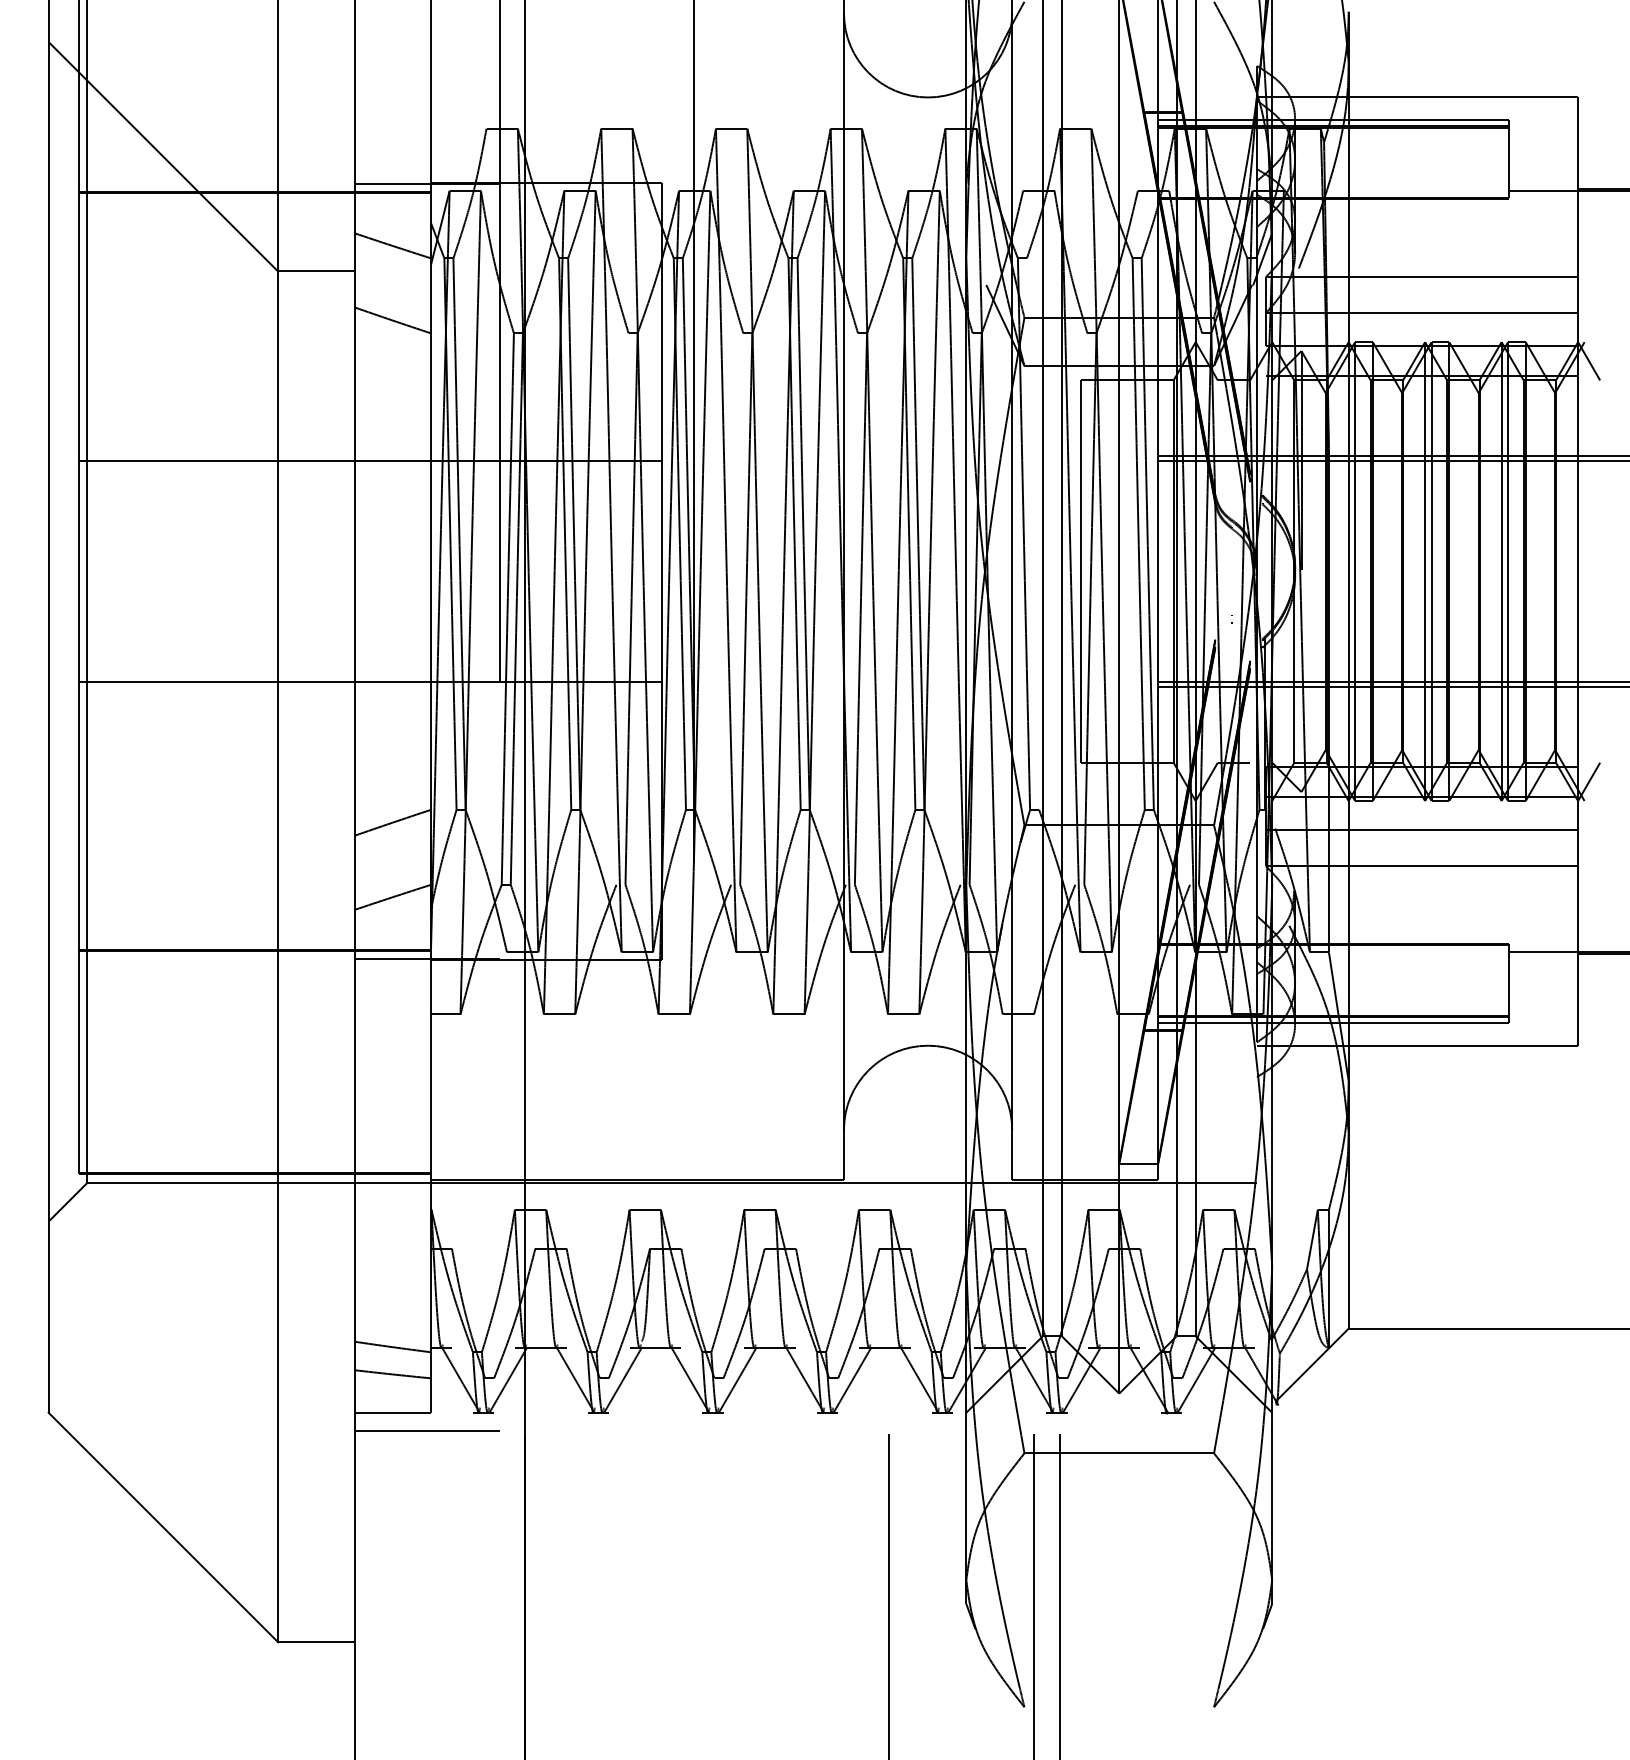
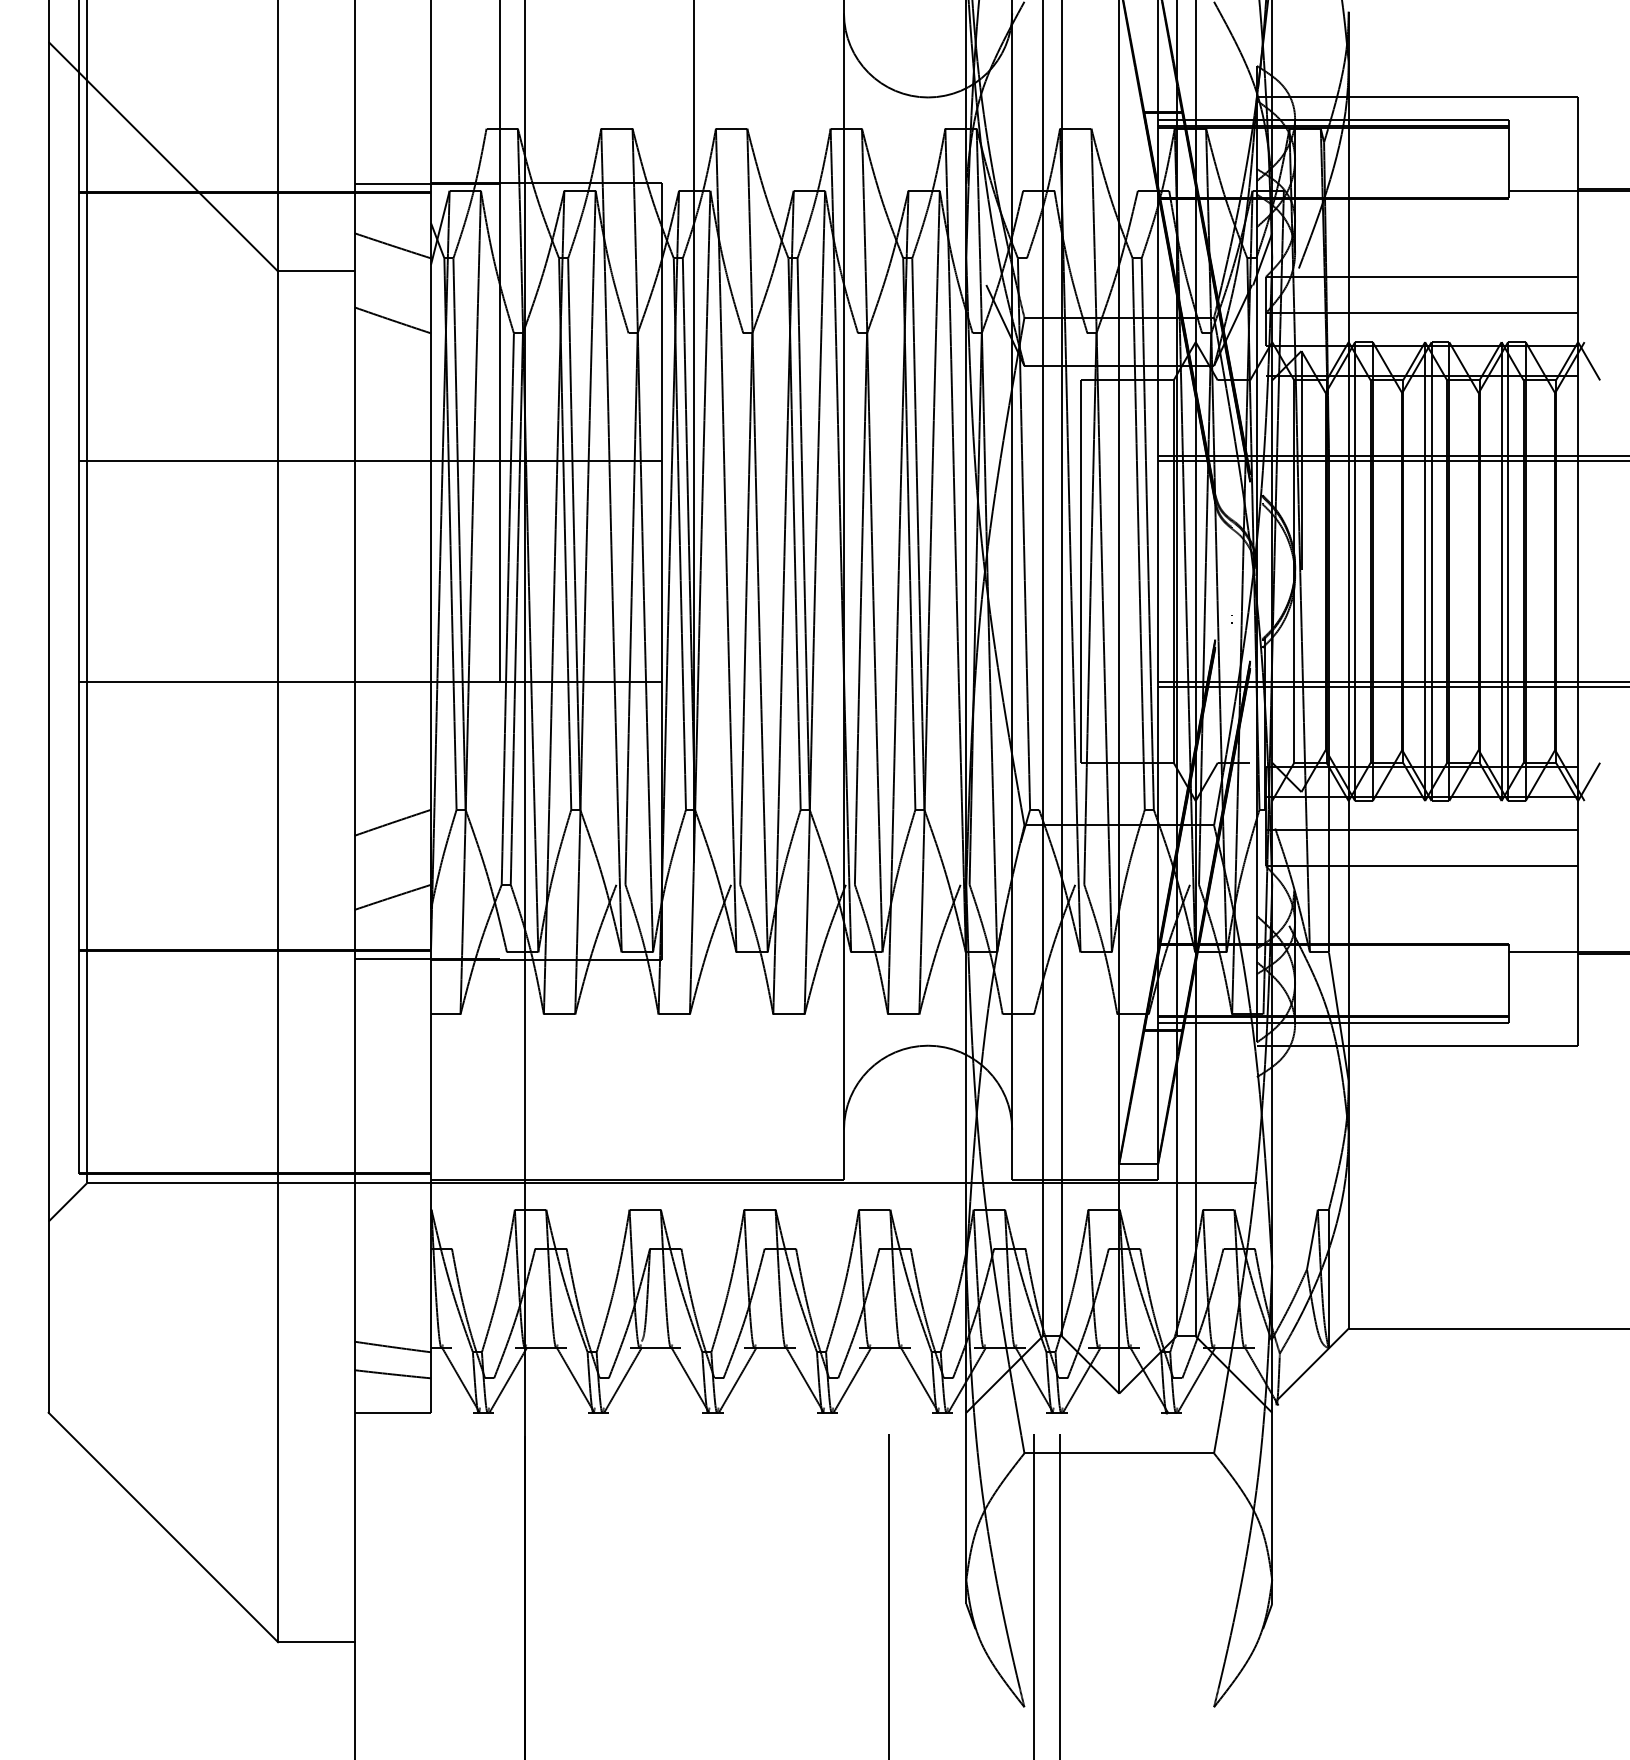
line: present -> none (426, 1431)
